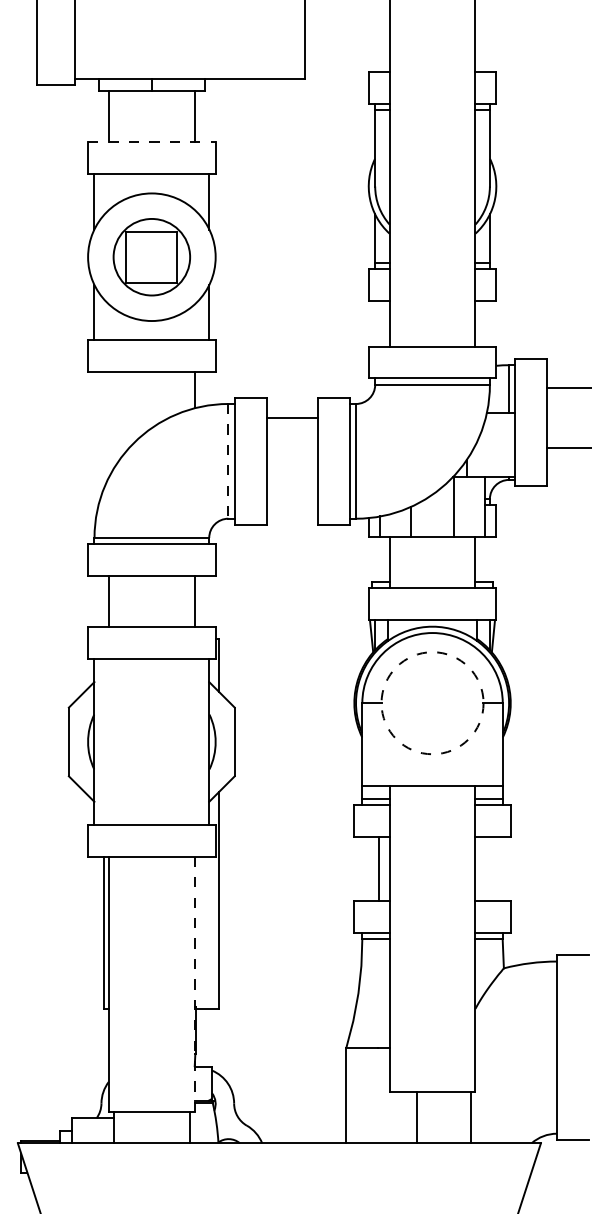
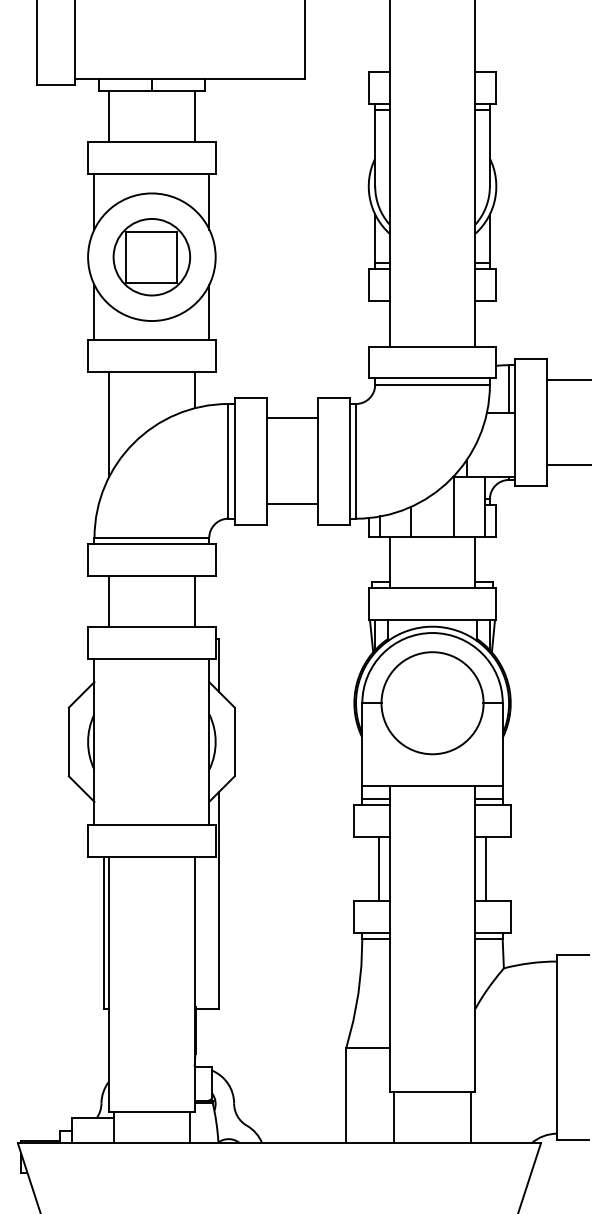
line: dashed -> solid (151, 142)
line position: (567, 387) -> (567, 379) (567, 379)
line: none -> present (109, 424)
line position: (567, 448) -> (567, 465) (567, 465)
line: dashed -> solid (228, 461)
line: none -> present (291, 504)
circle: dashed -> solid (432, 703)
line: none -> present (486, 868)
line: dashed -> solid (194, 984)
line position: (417, 1117) -> (394, 1117) (394, 1117)
